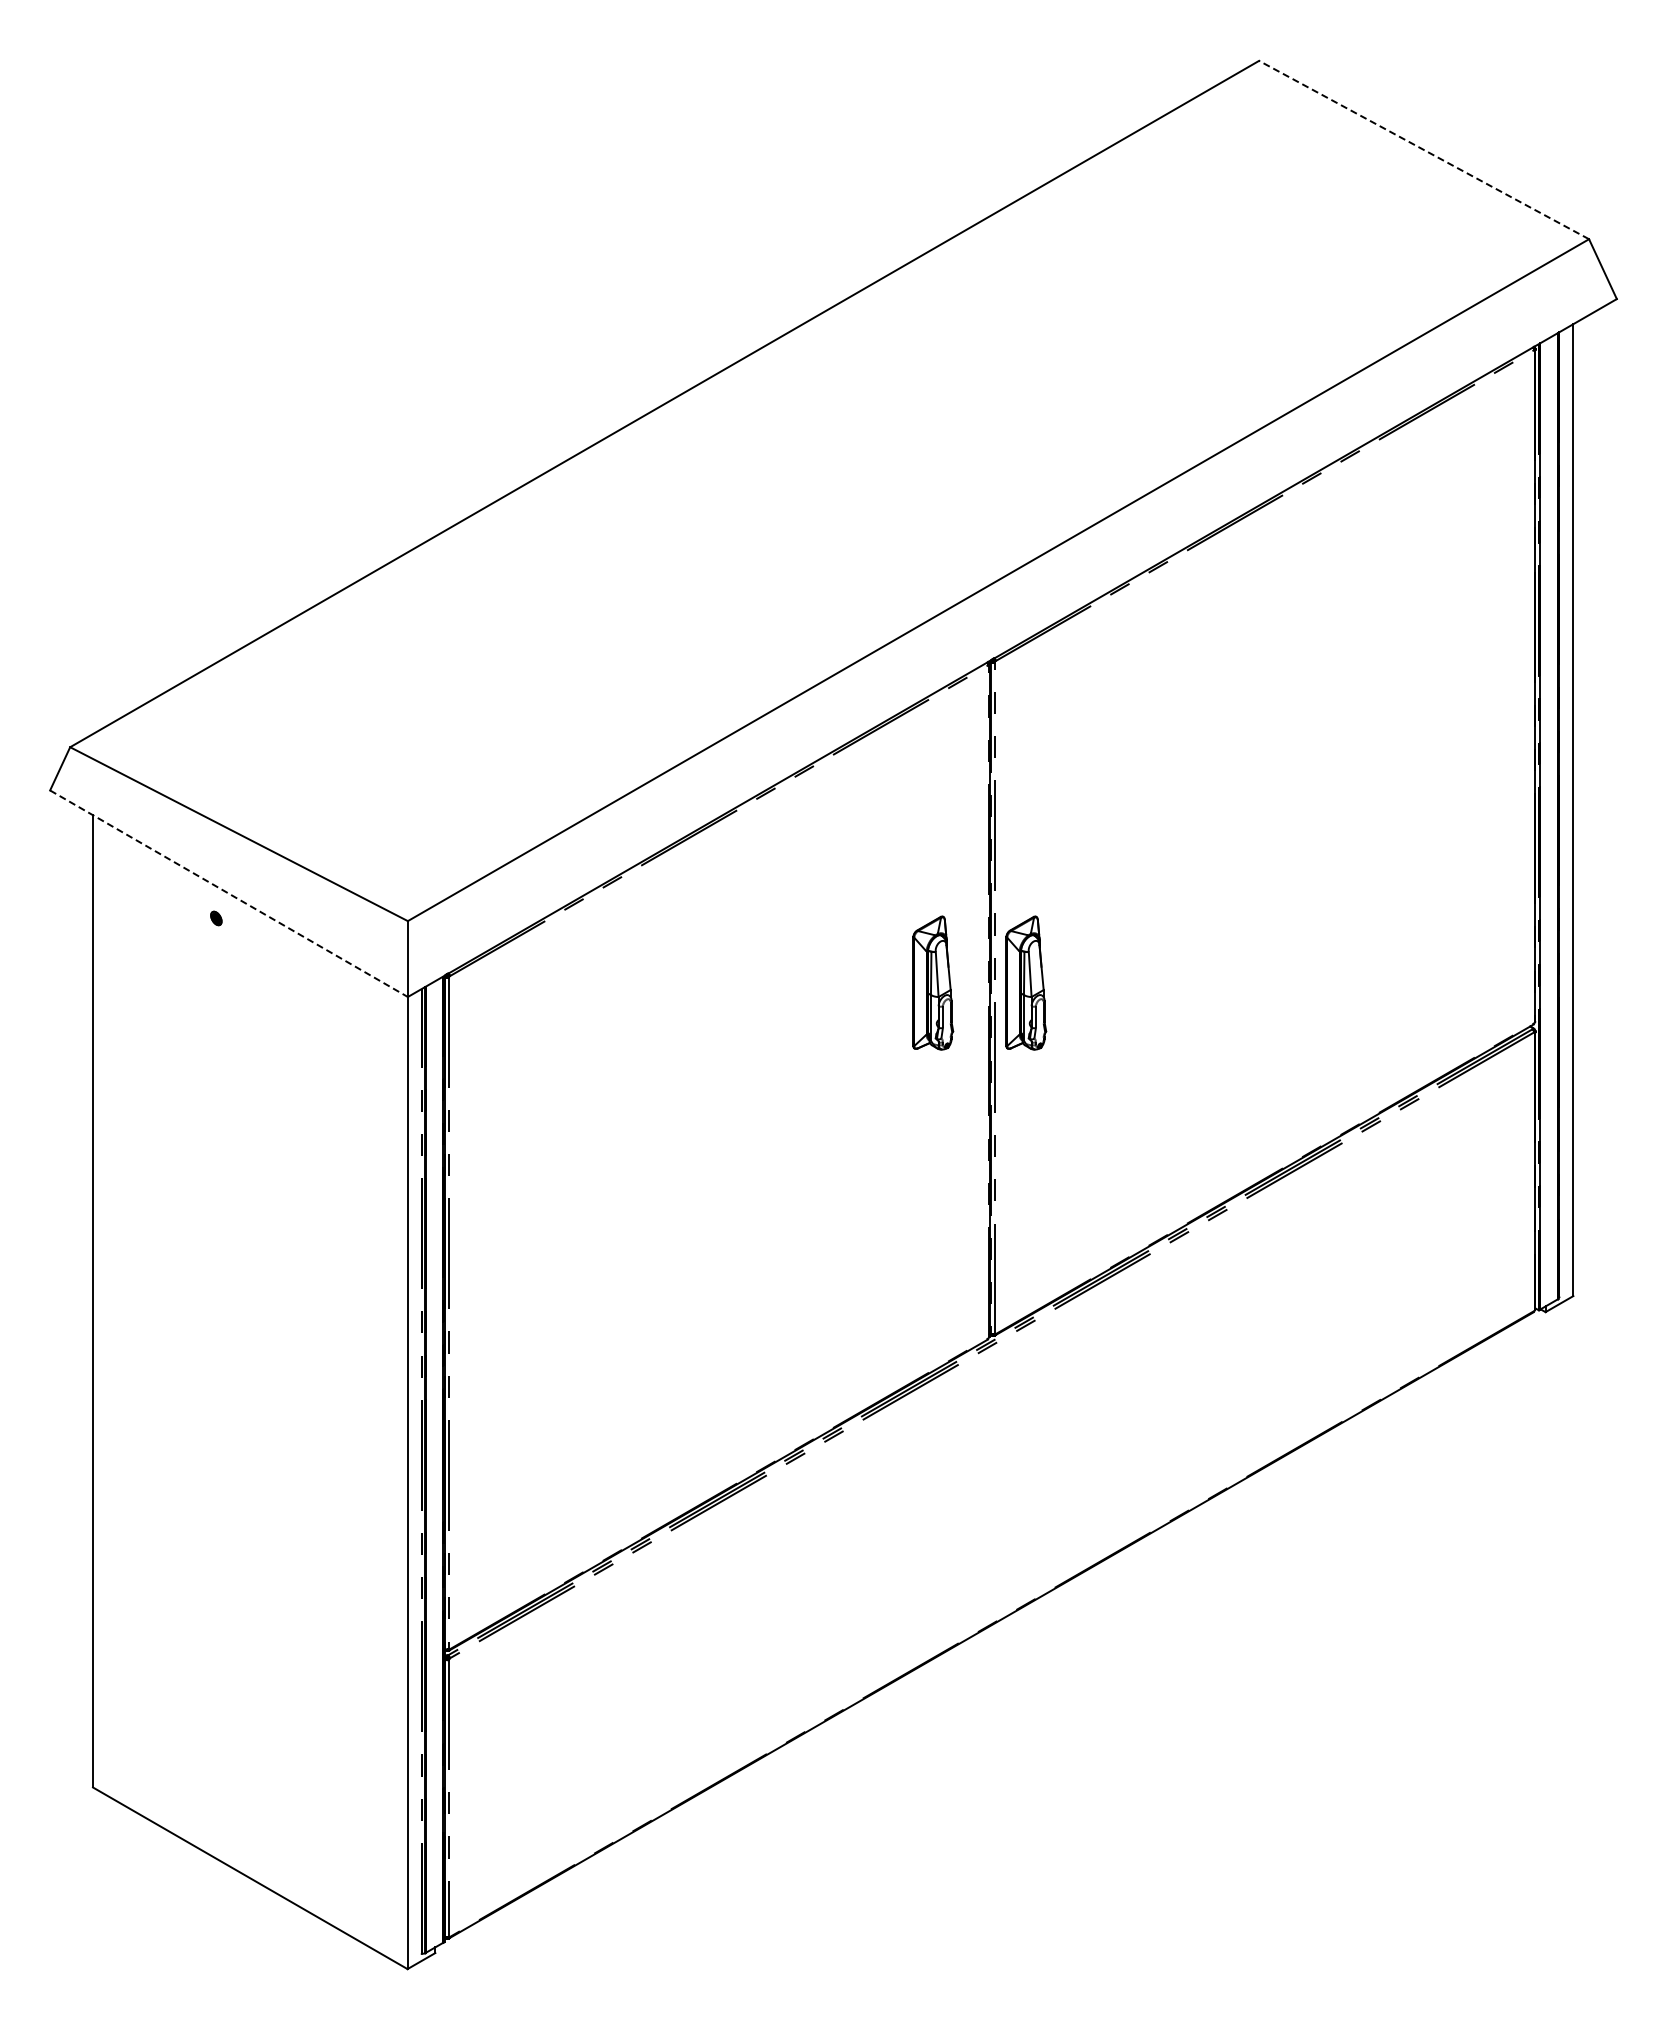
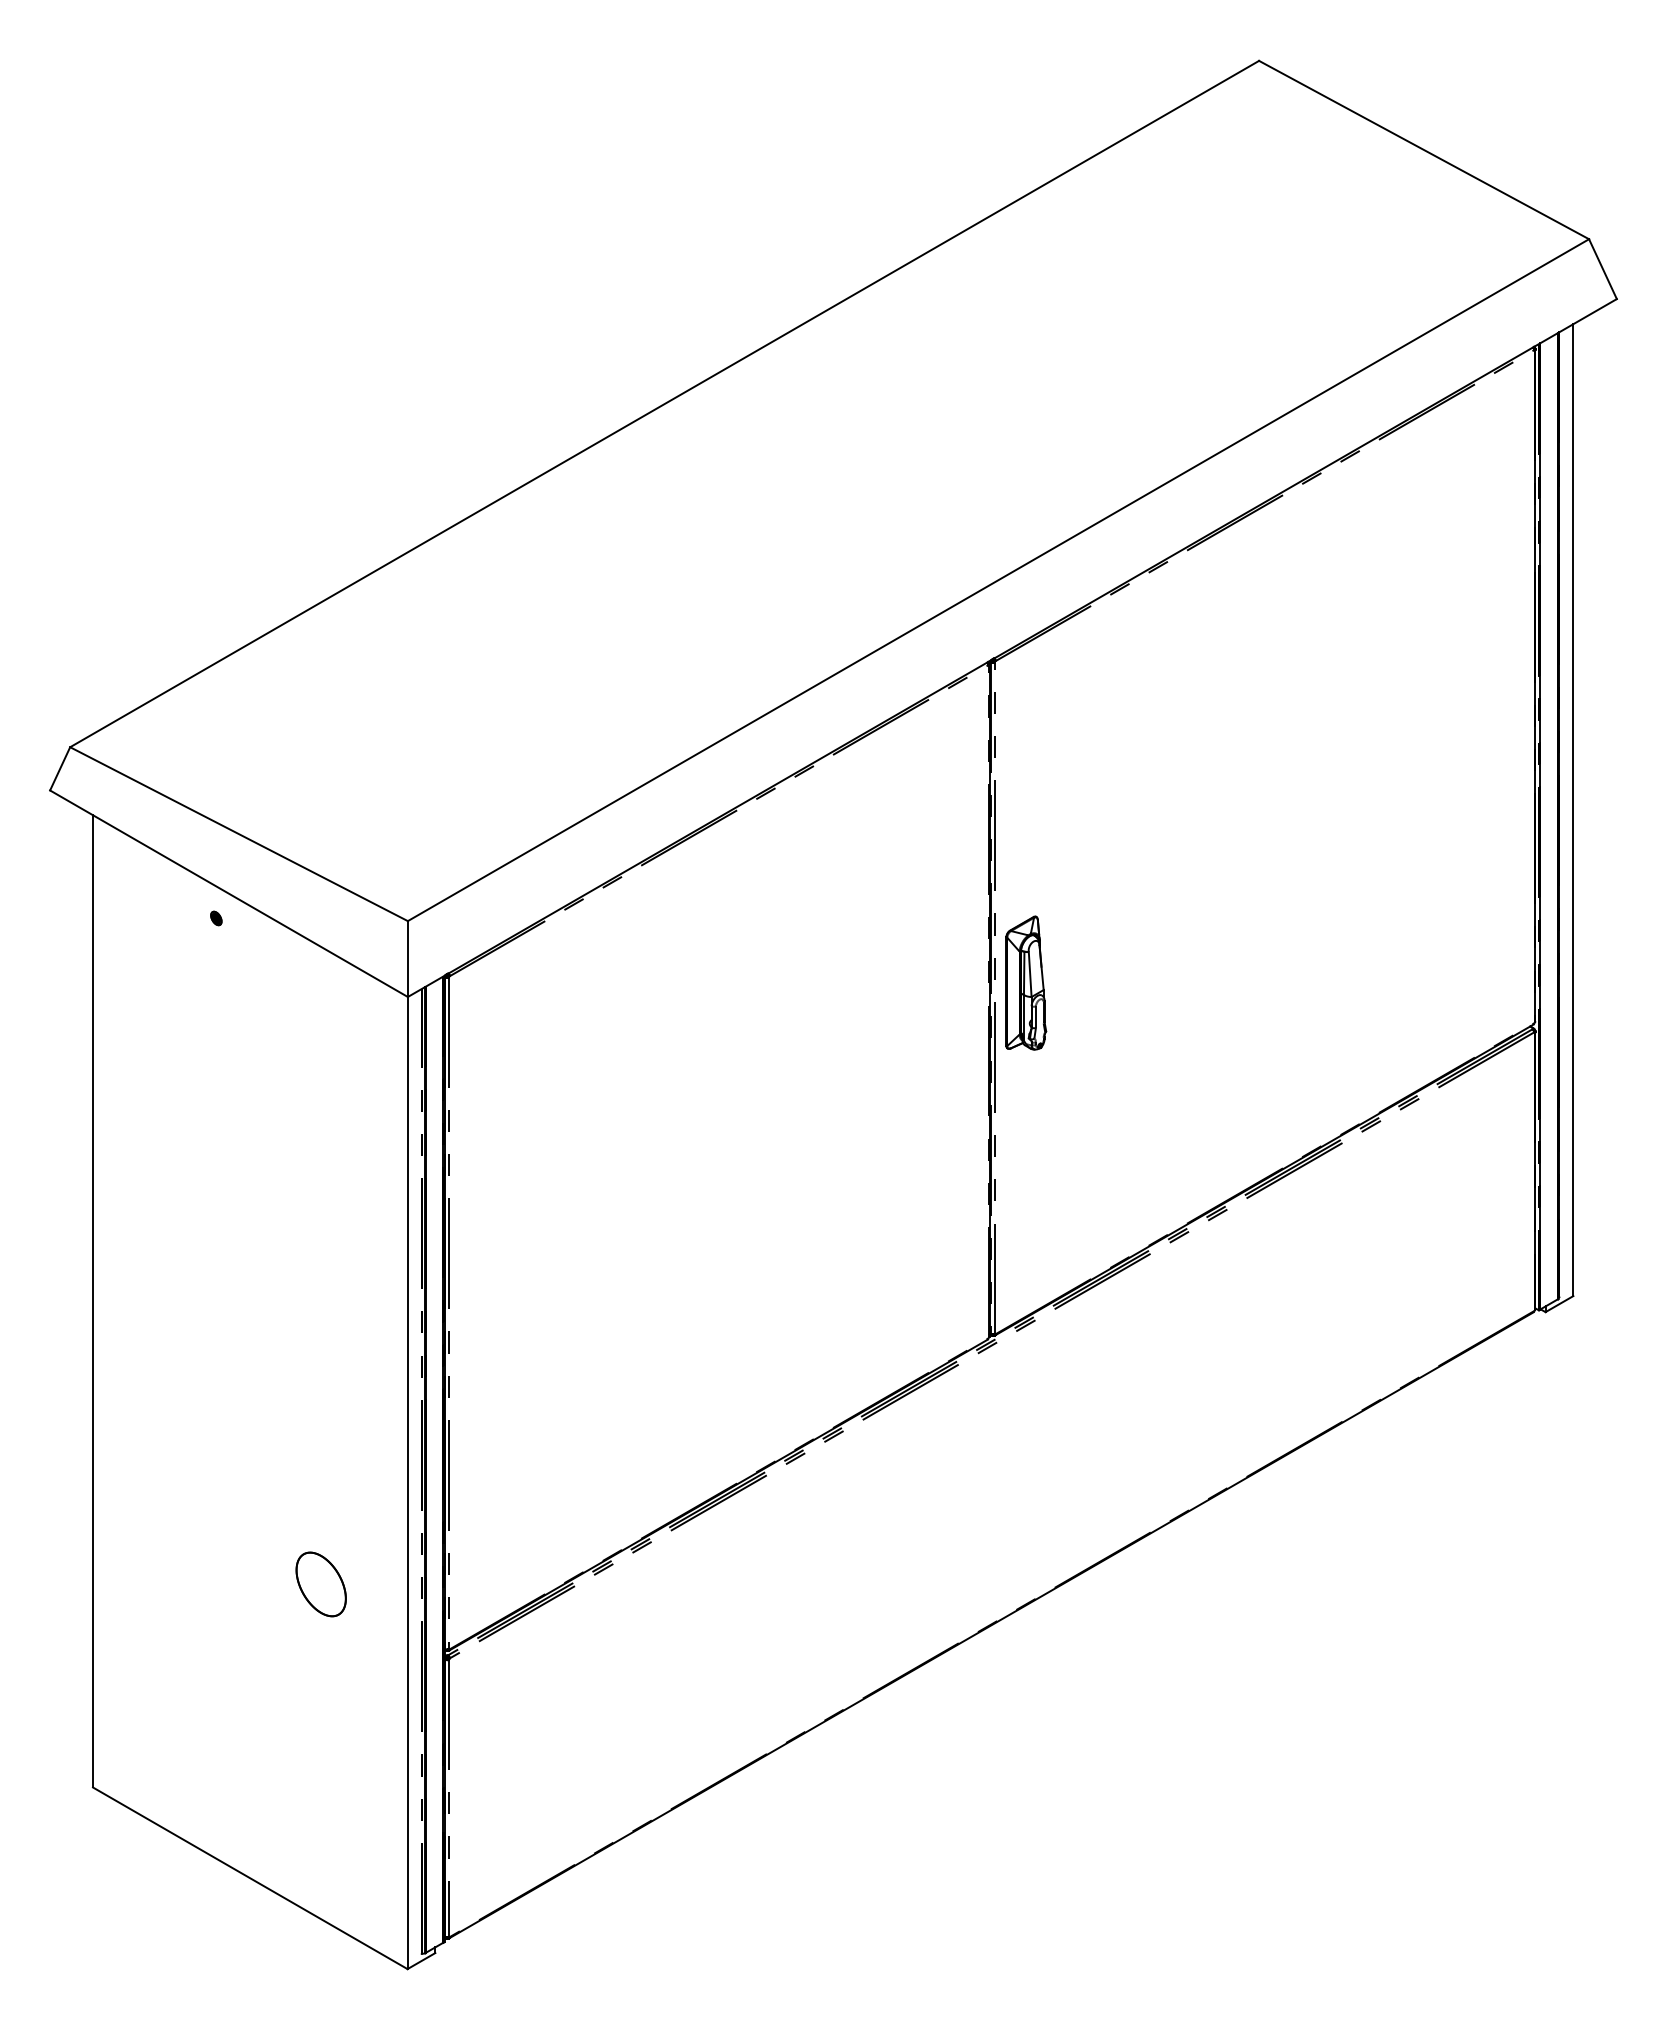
line: dashed -> solid (1424, 150)
line: dashed -> solid (229, 893)
part: present -> none (933, 982)
part: none -> present (320, 1584)
